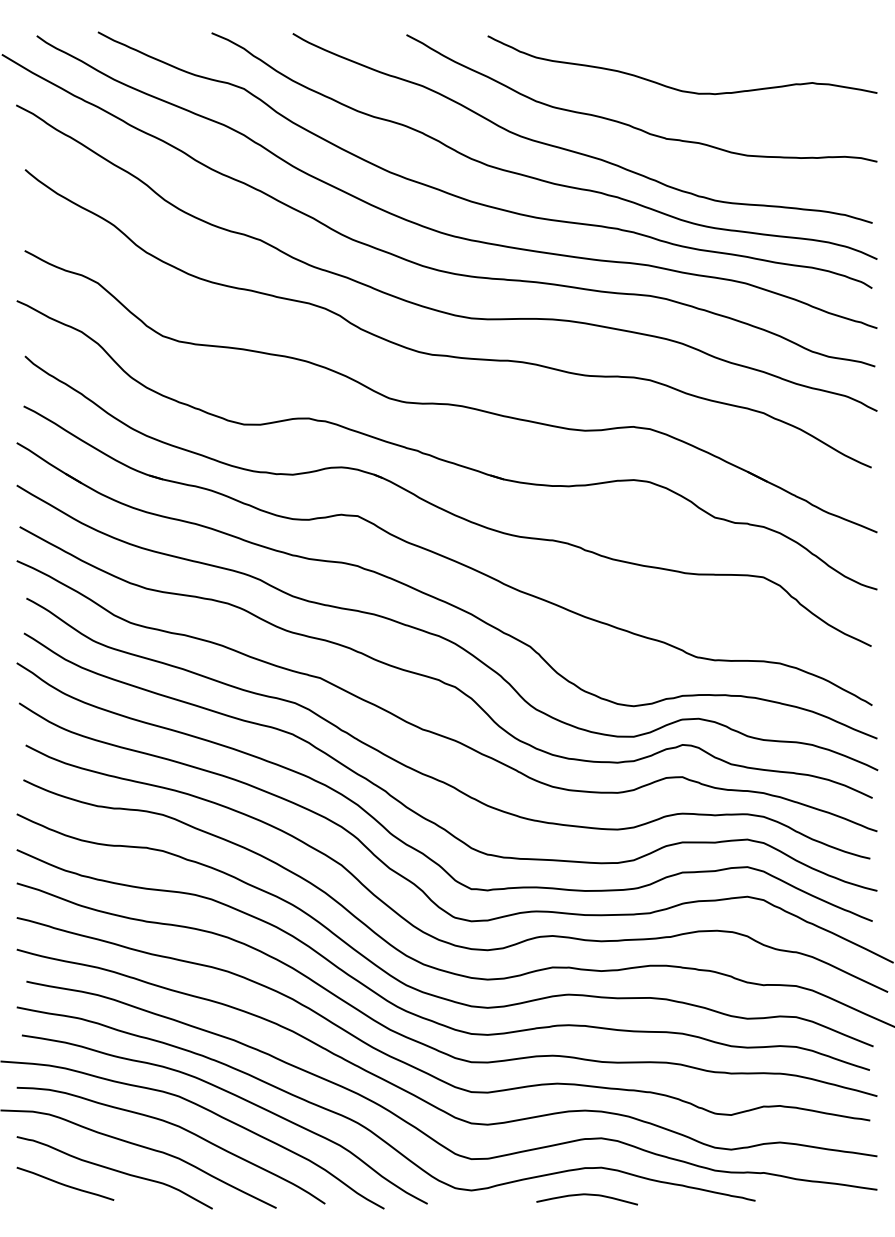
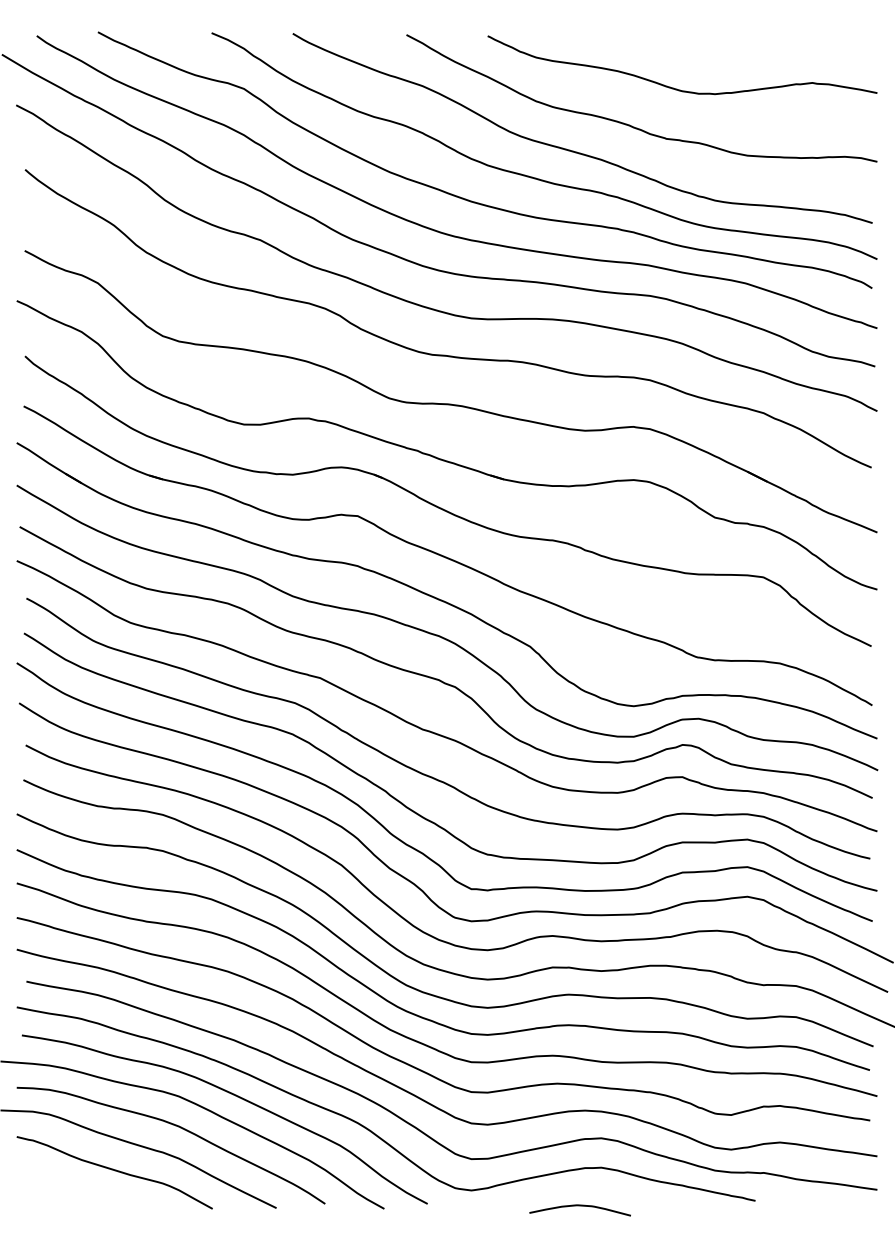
curve: present -> none (65, 1184)
curve position: (586, 1195) -> (579, 1206) (579, 1206)
